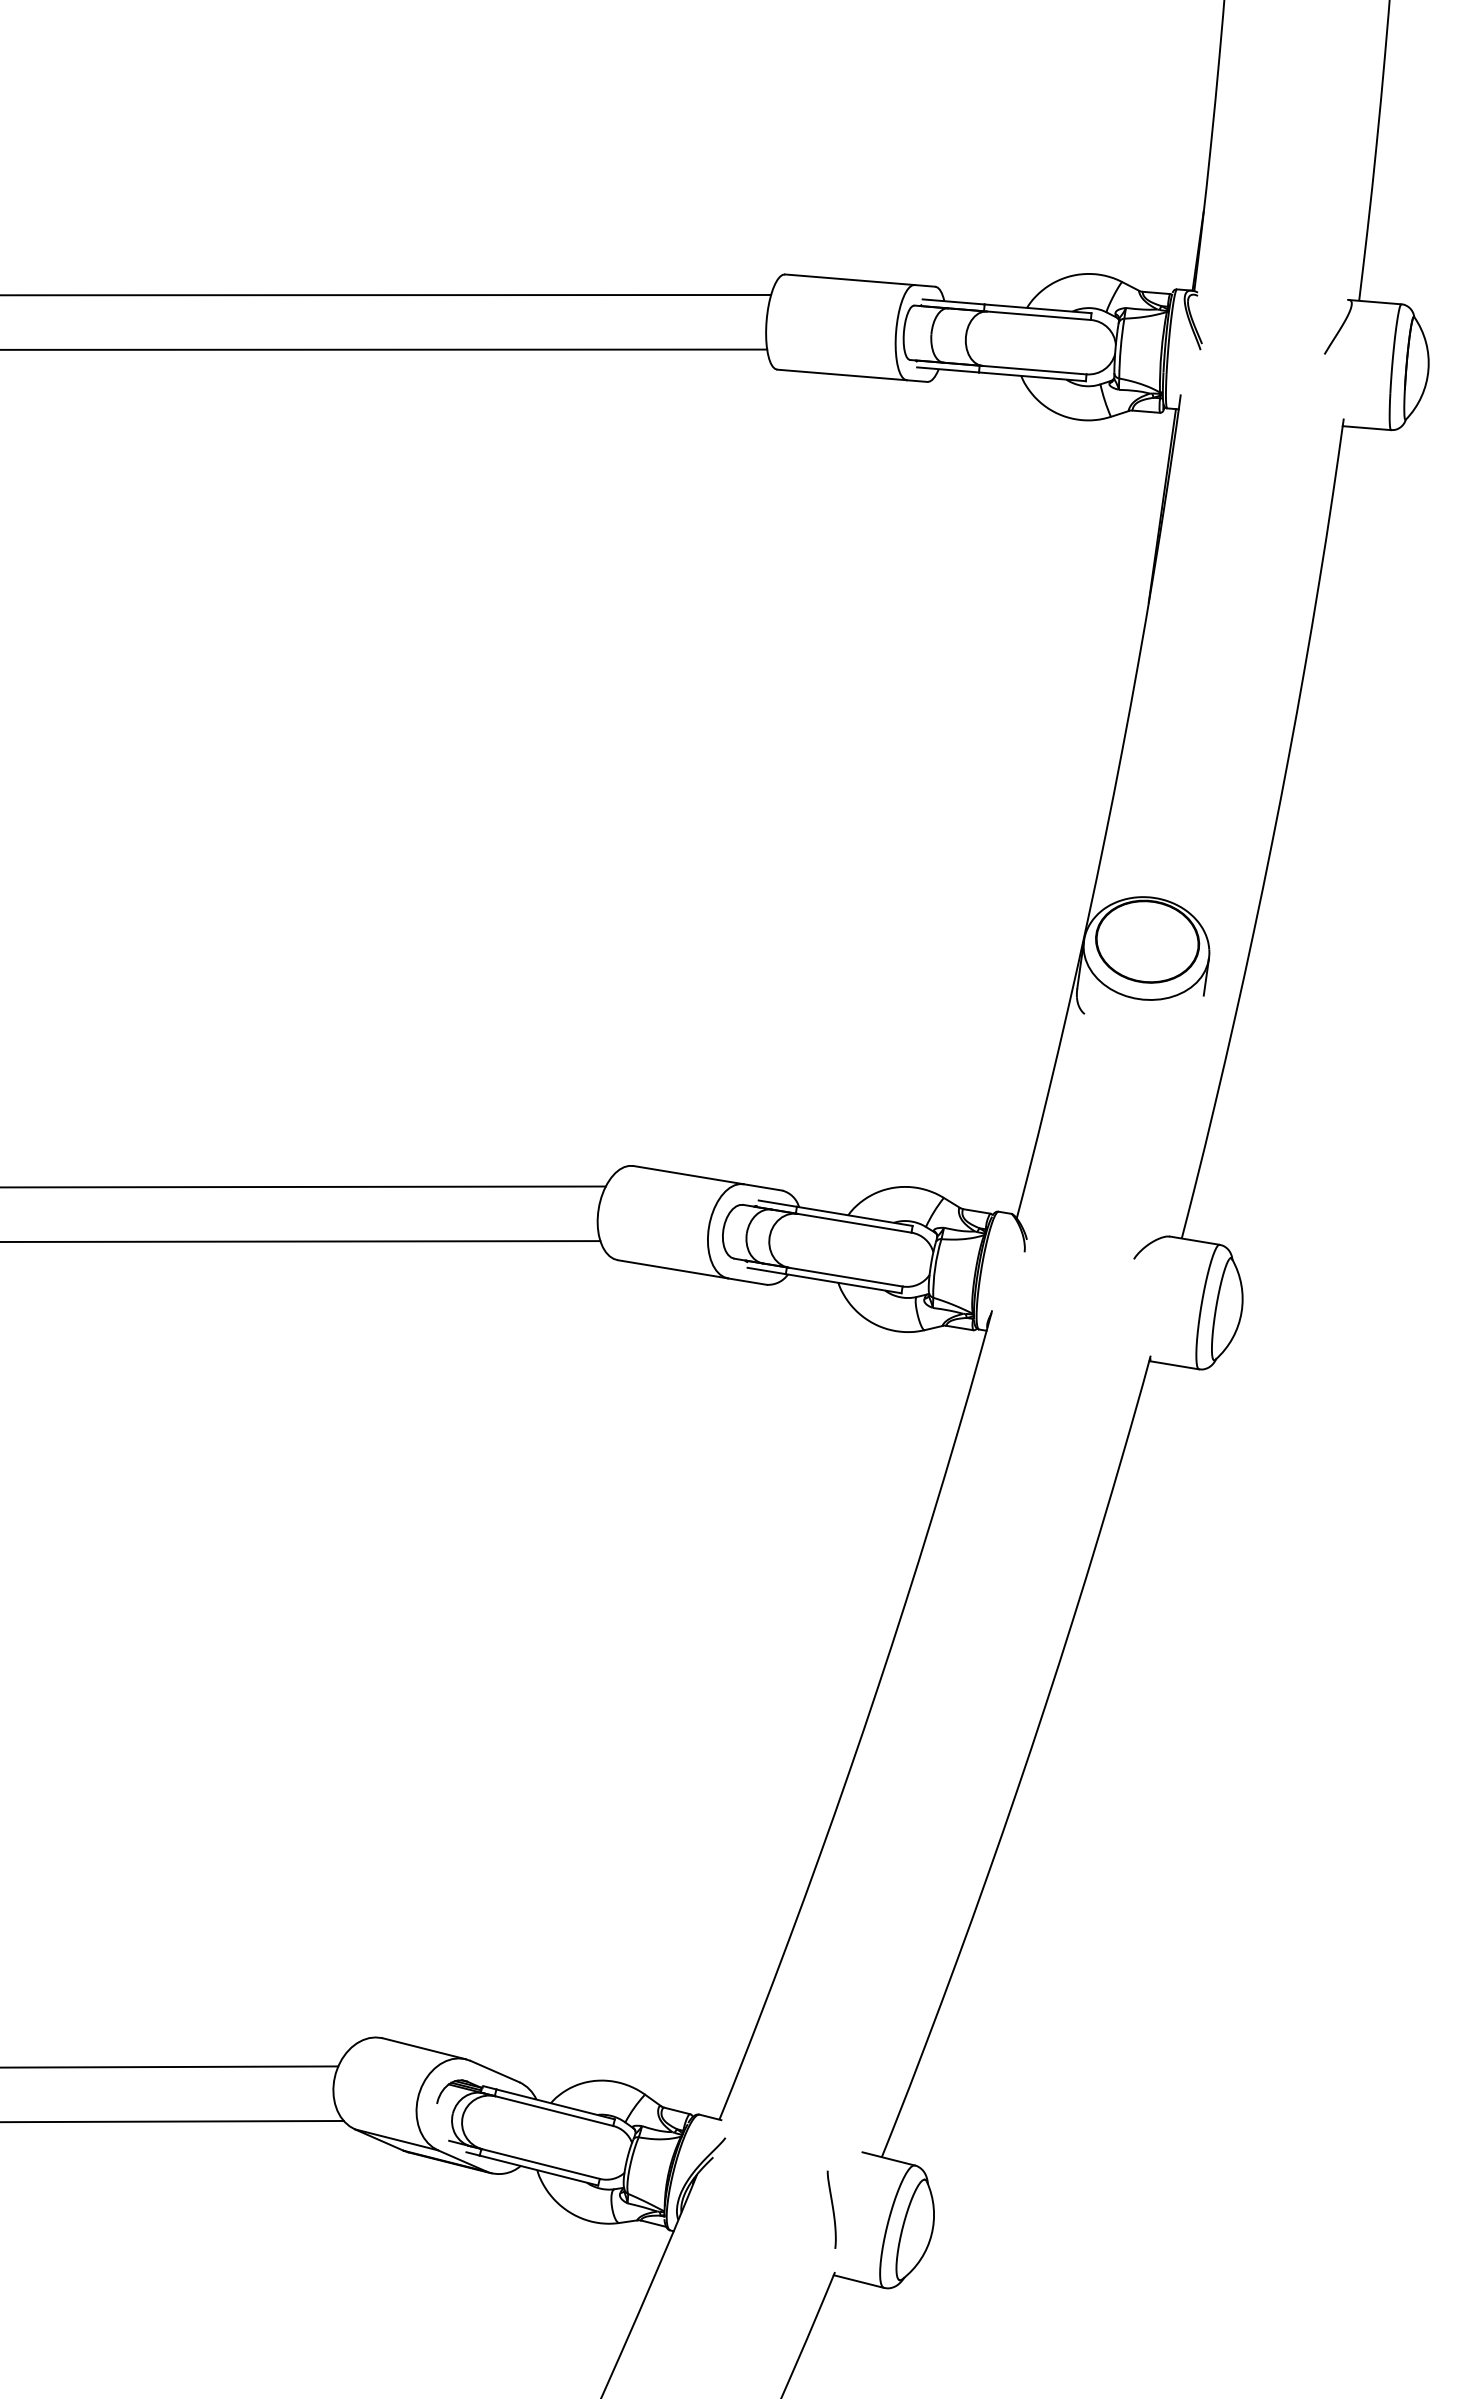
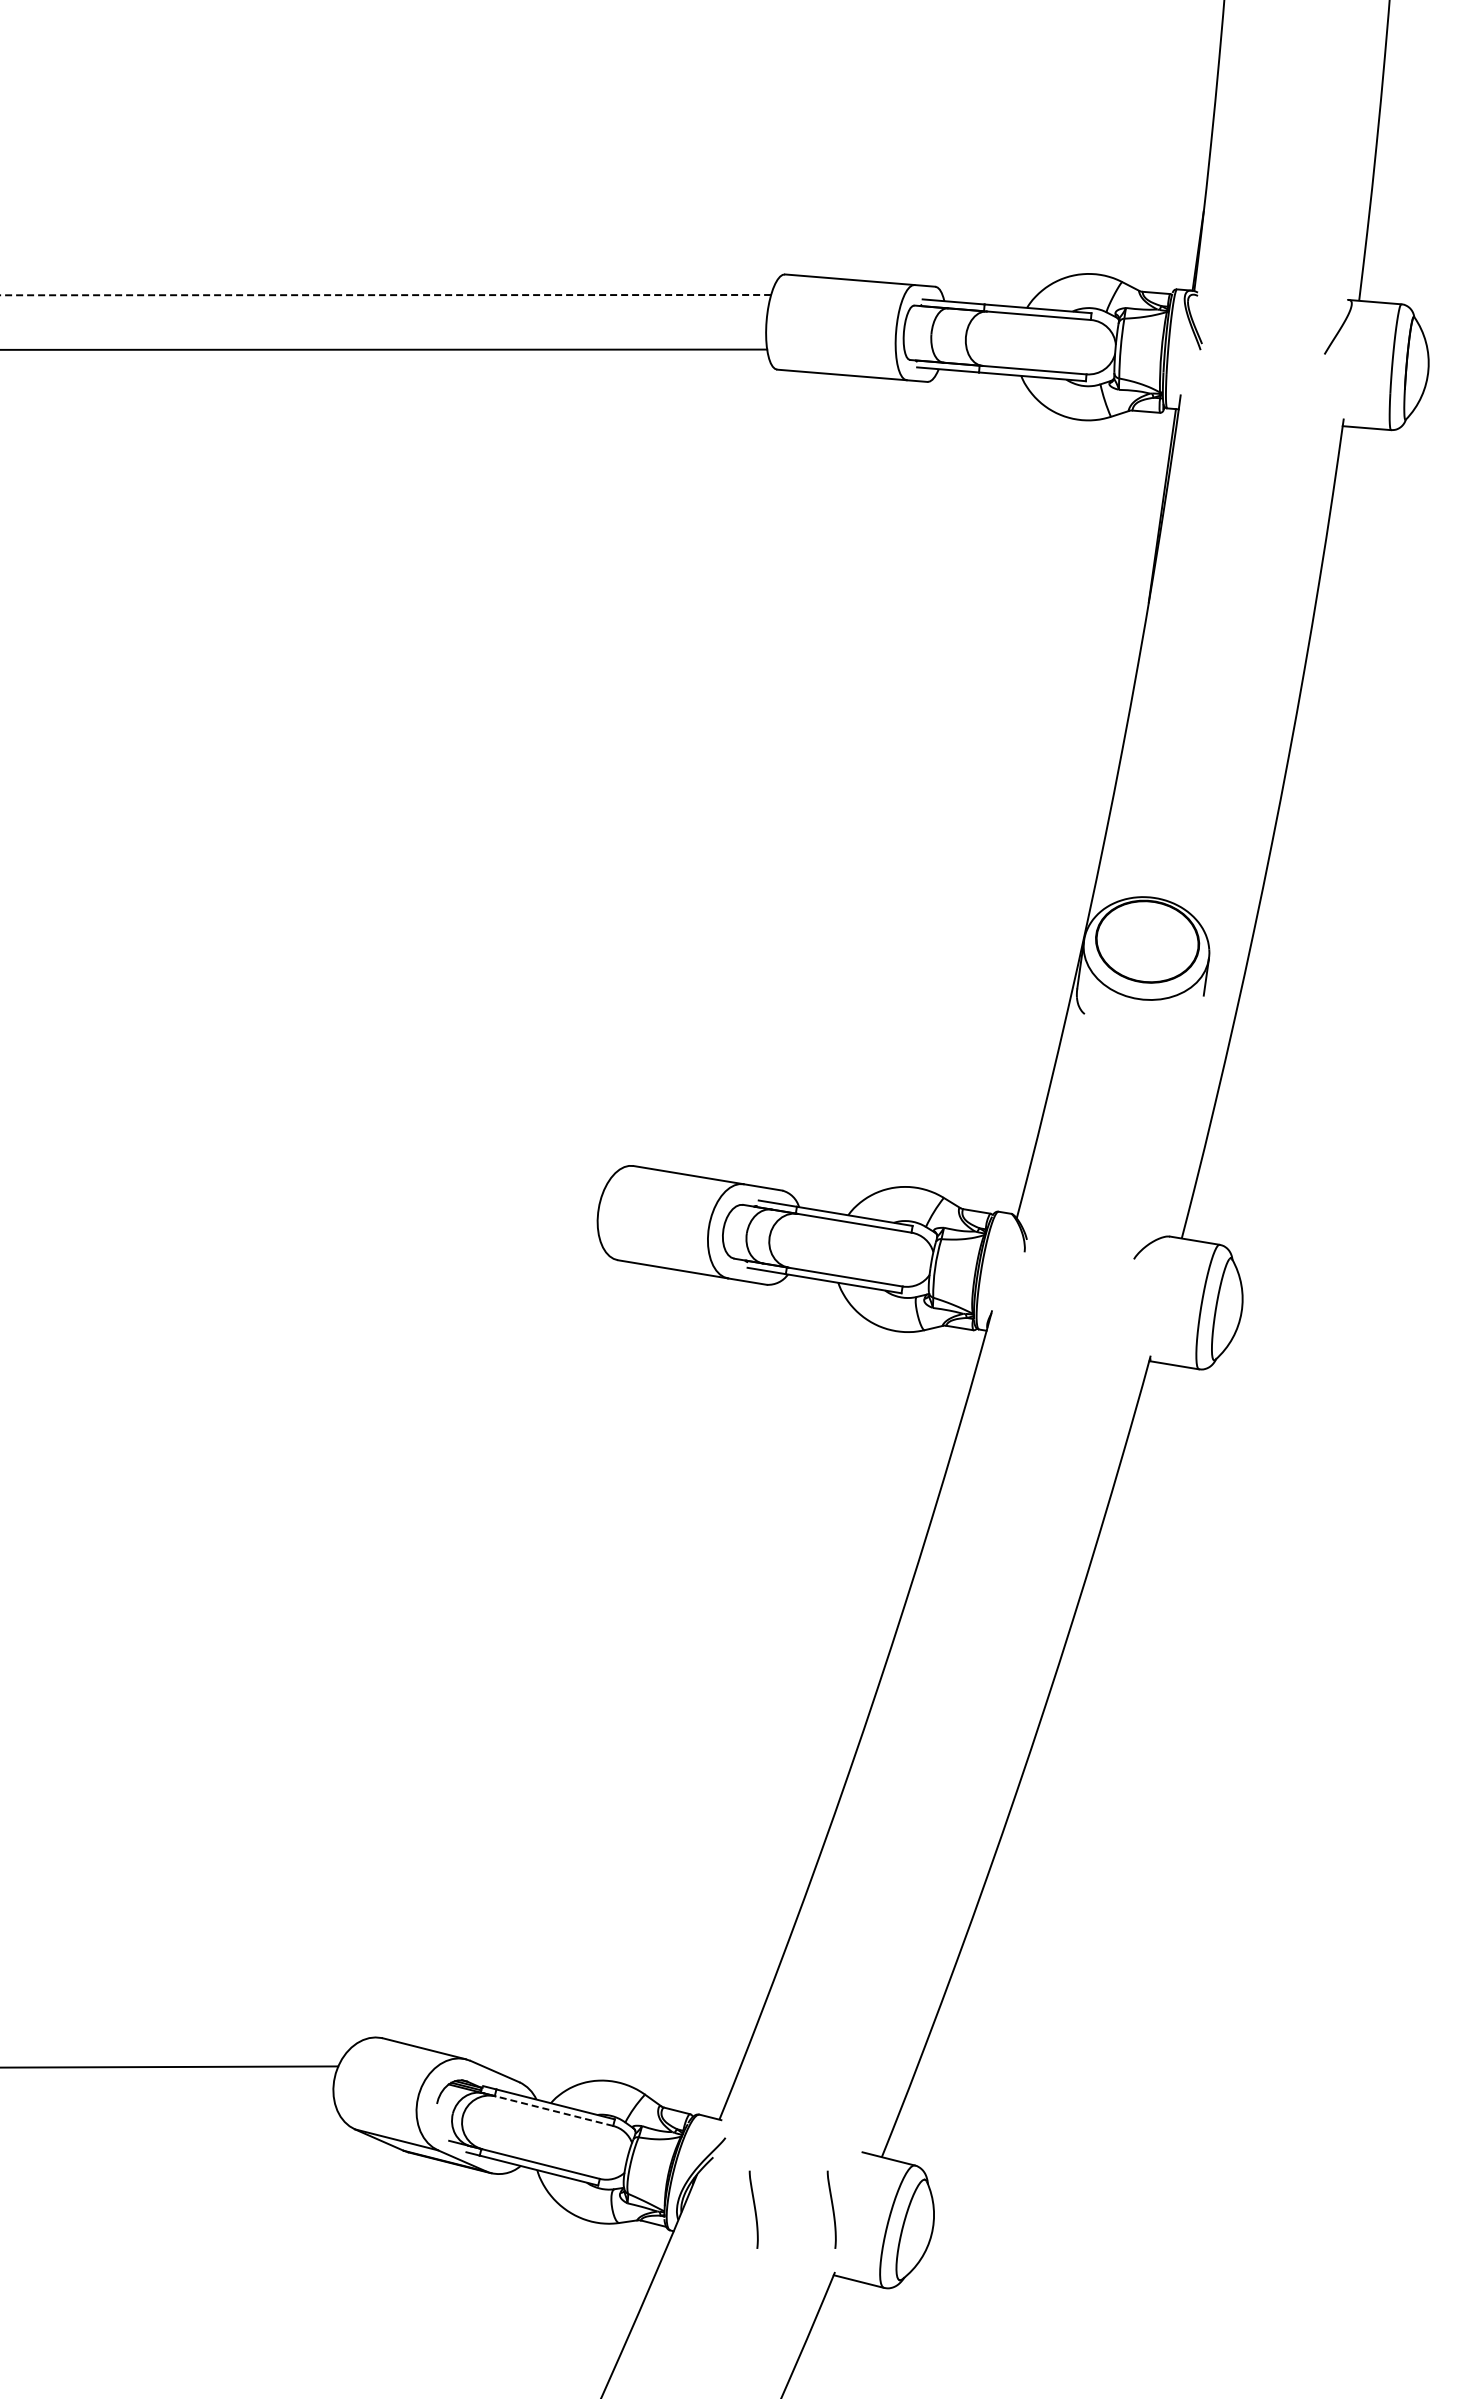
line: solid -> dashed (385, 295)
line: present -> none (303, 1186)
line: present -> none (301, 1241)
line: solid -> dashed (554, 2111)
line: present -> none (172, 2121)
curve: none -> present (754, 2209)
